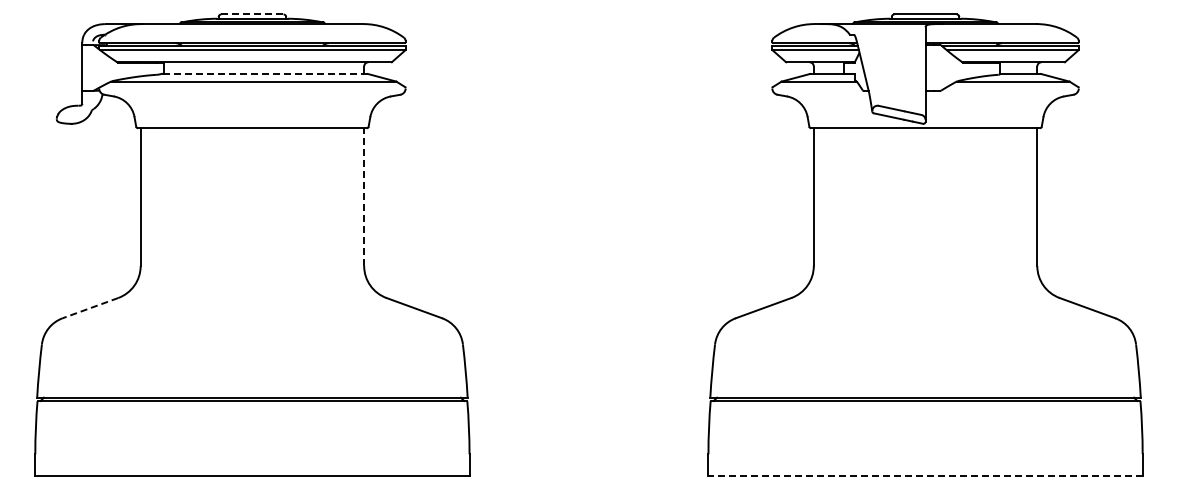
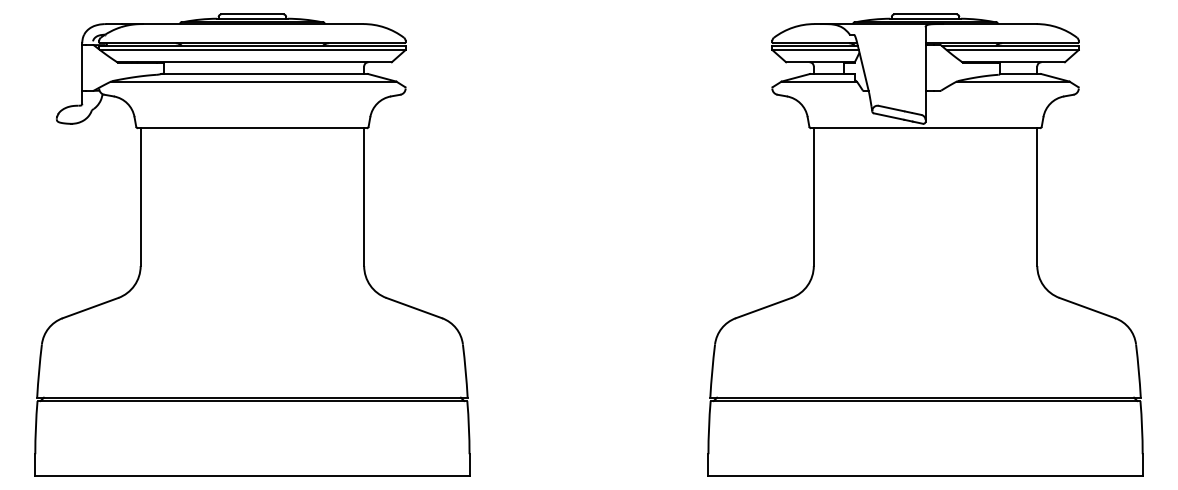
line: dashed -> solid (252, 14)
line: dashed -> solid (264, 73)
line: dashed -> solid (364, 197)
line: dashed -> solid (90, 308)
line: dashed -> solid (925, 475)
